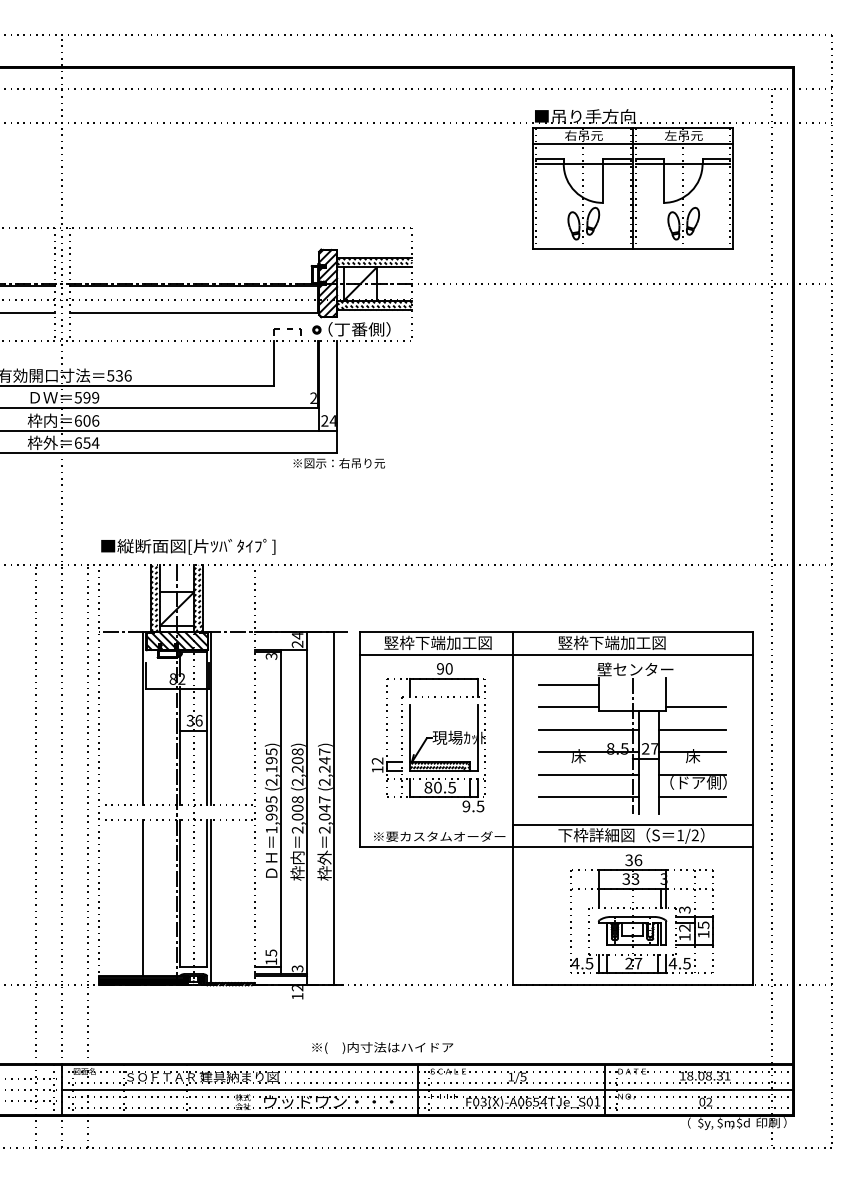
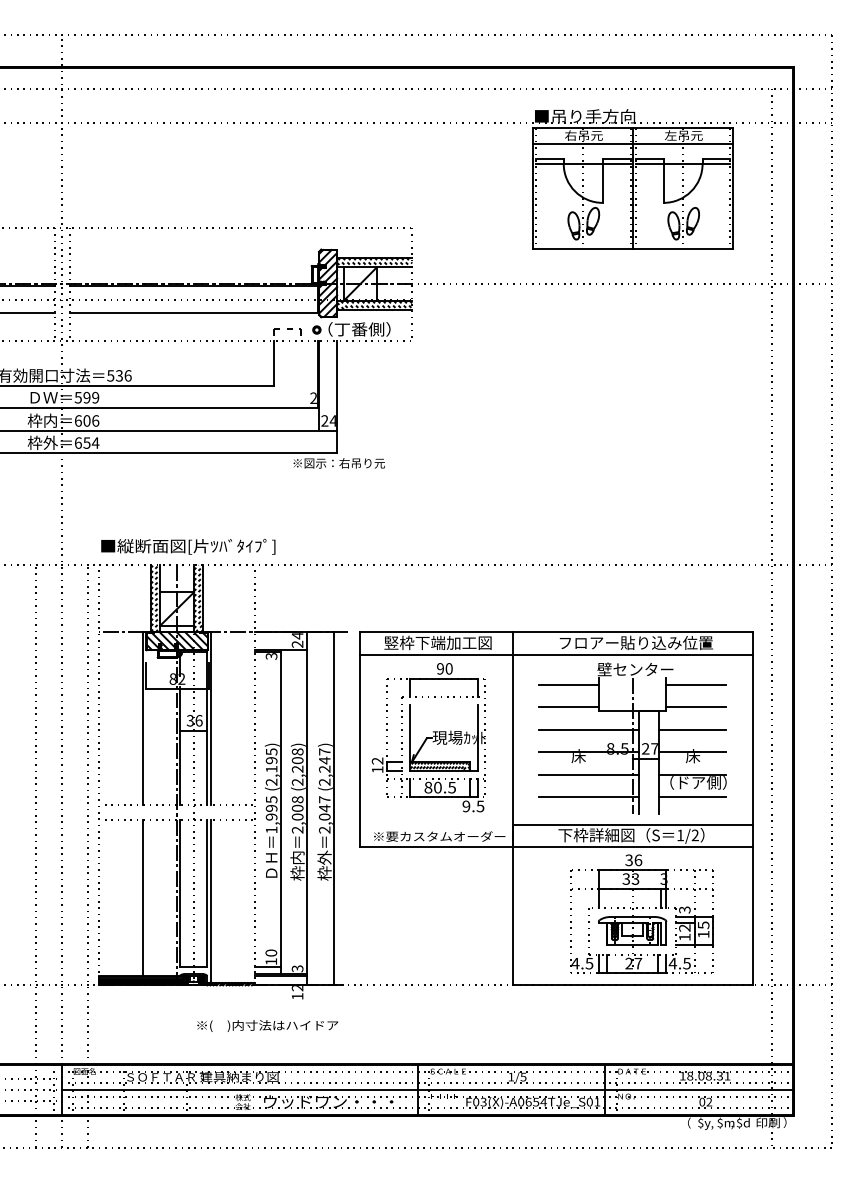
text: 竪枠下端加工図 -> フロアー貼り込み位置 (635, 642)
line: none -> present (696, 684)
text: 15 -> 10 (271, 952)
text position: (382, 1047) -> (267, 1025) (267, 1025)
